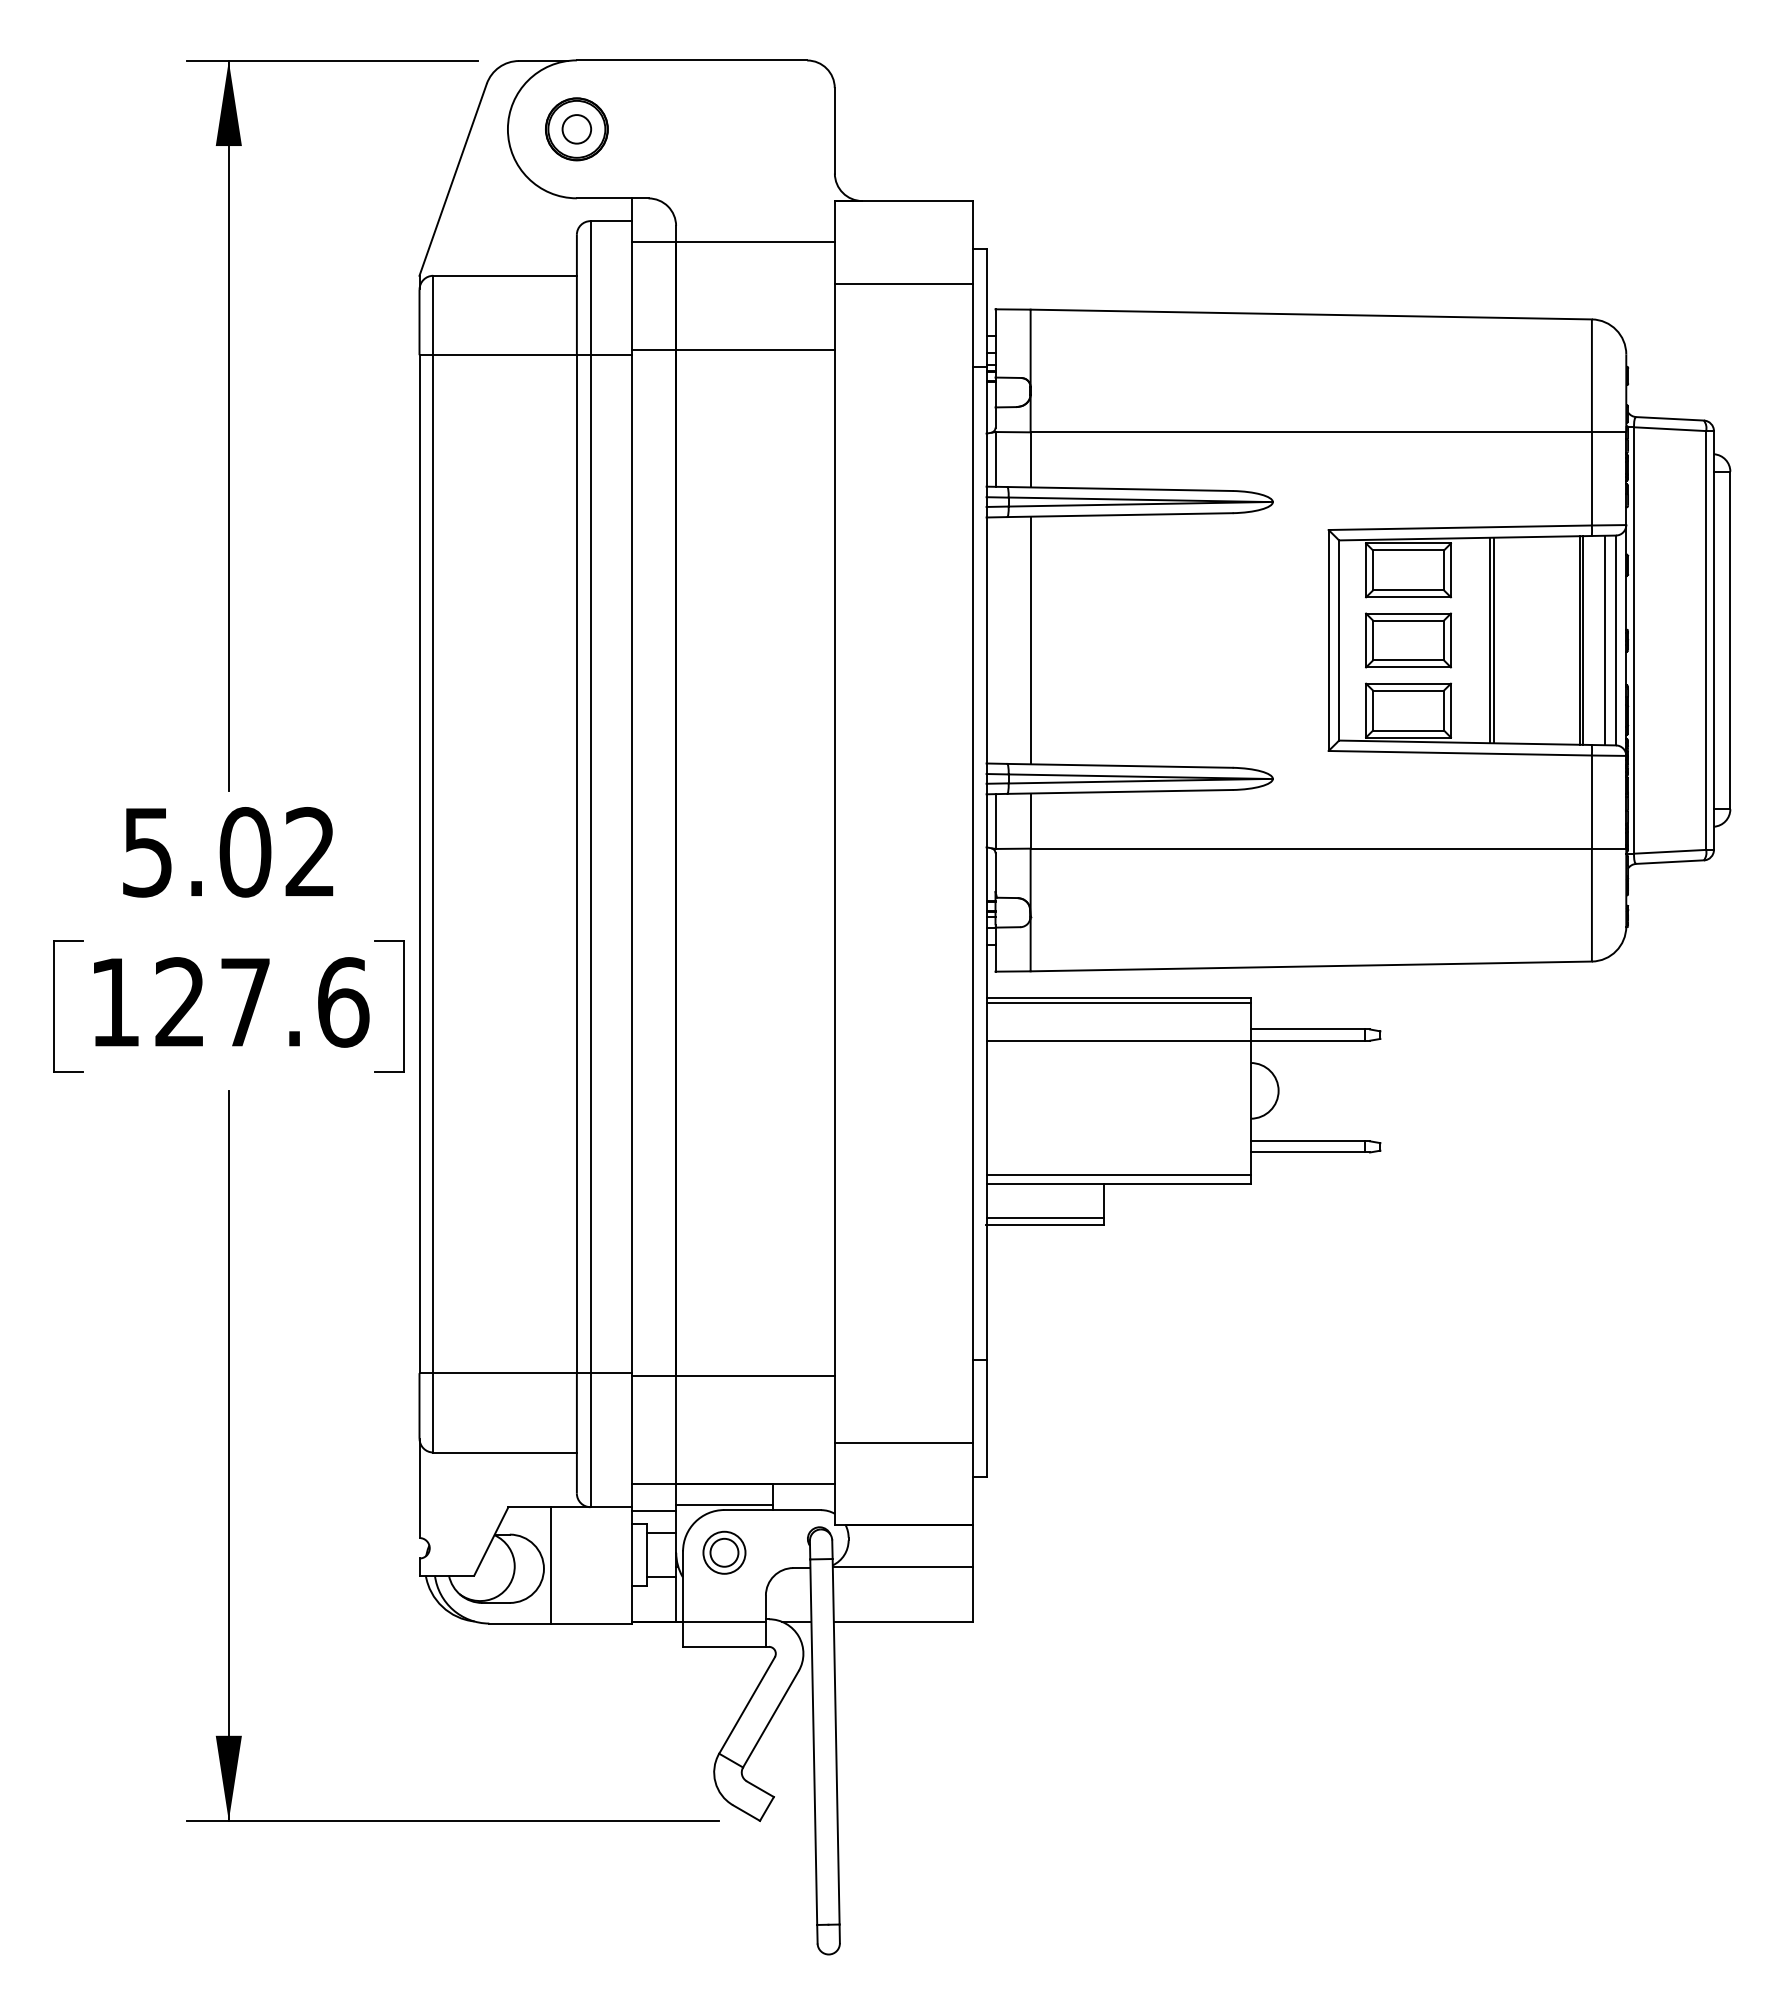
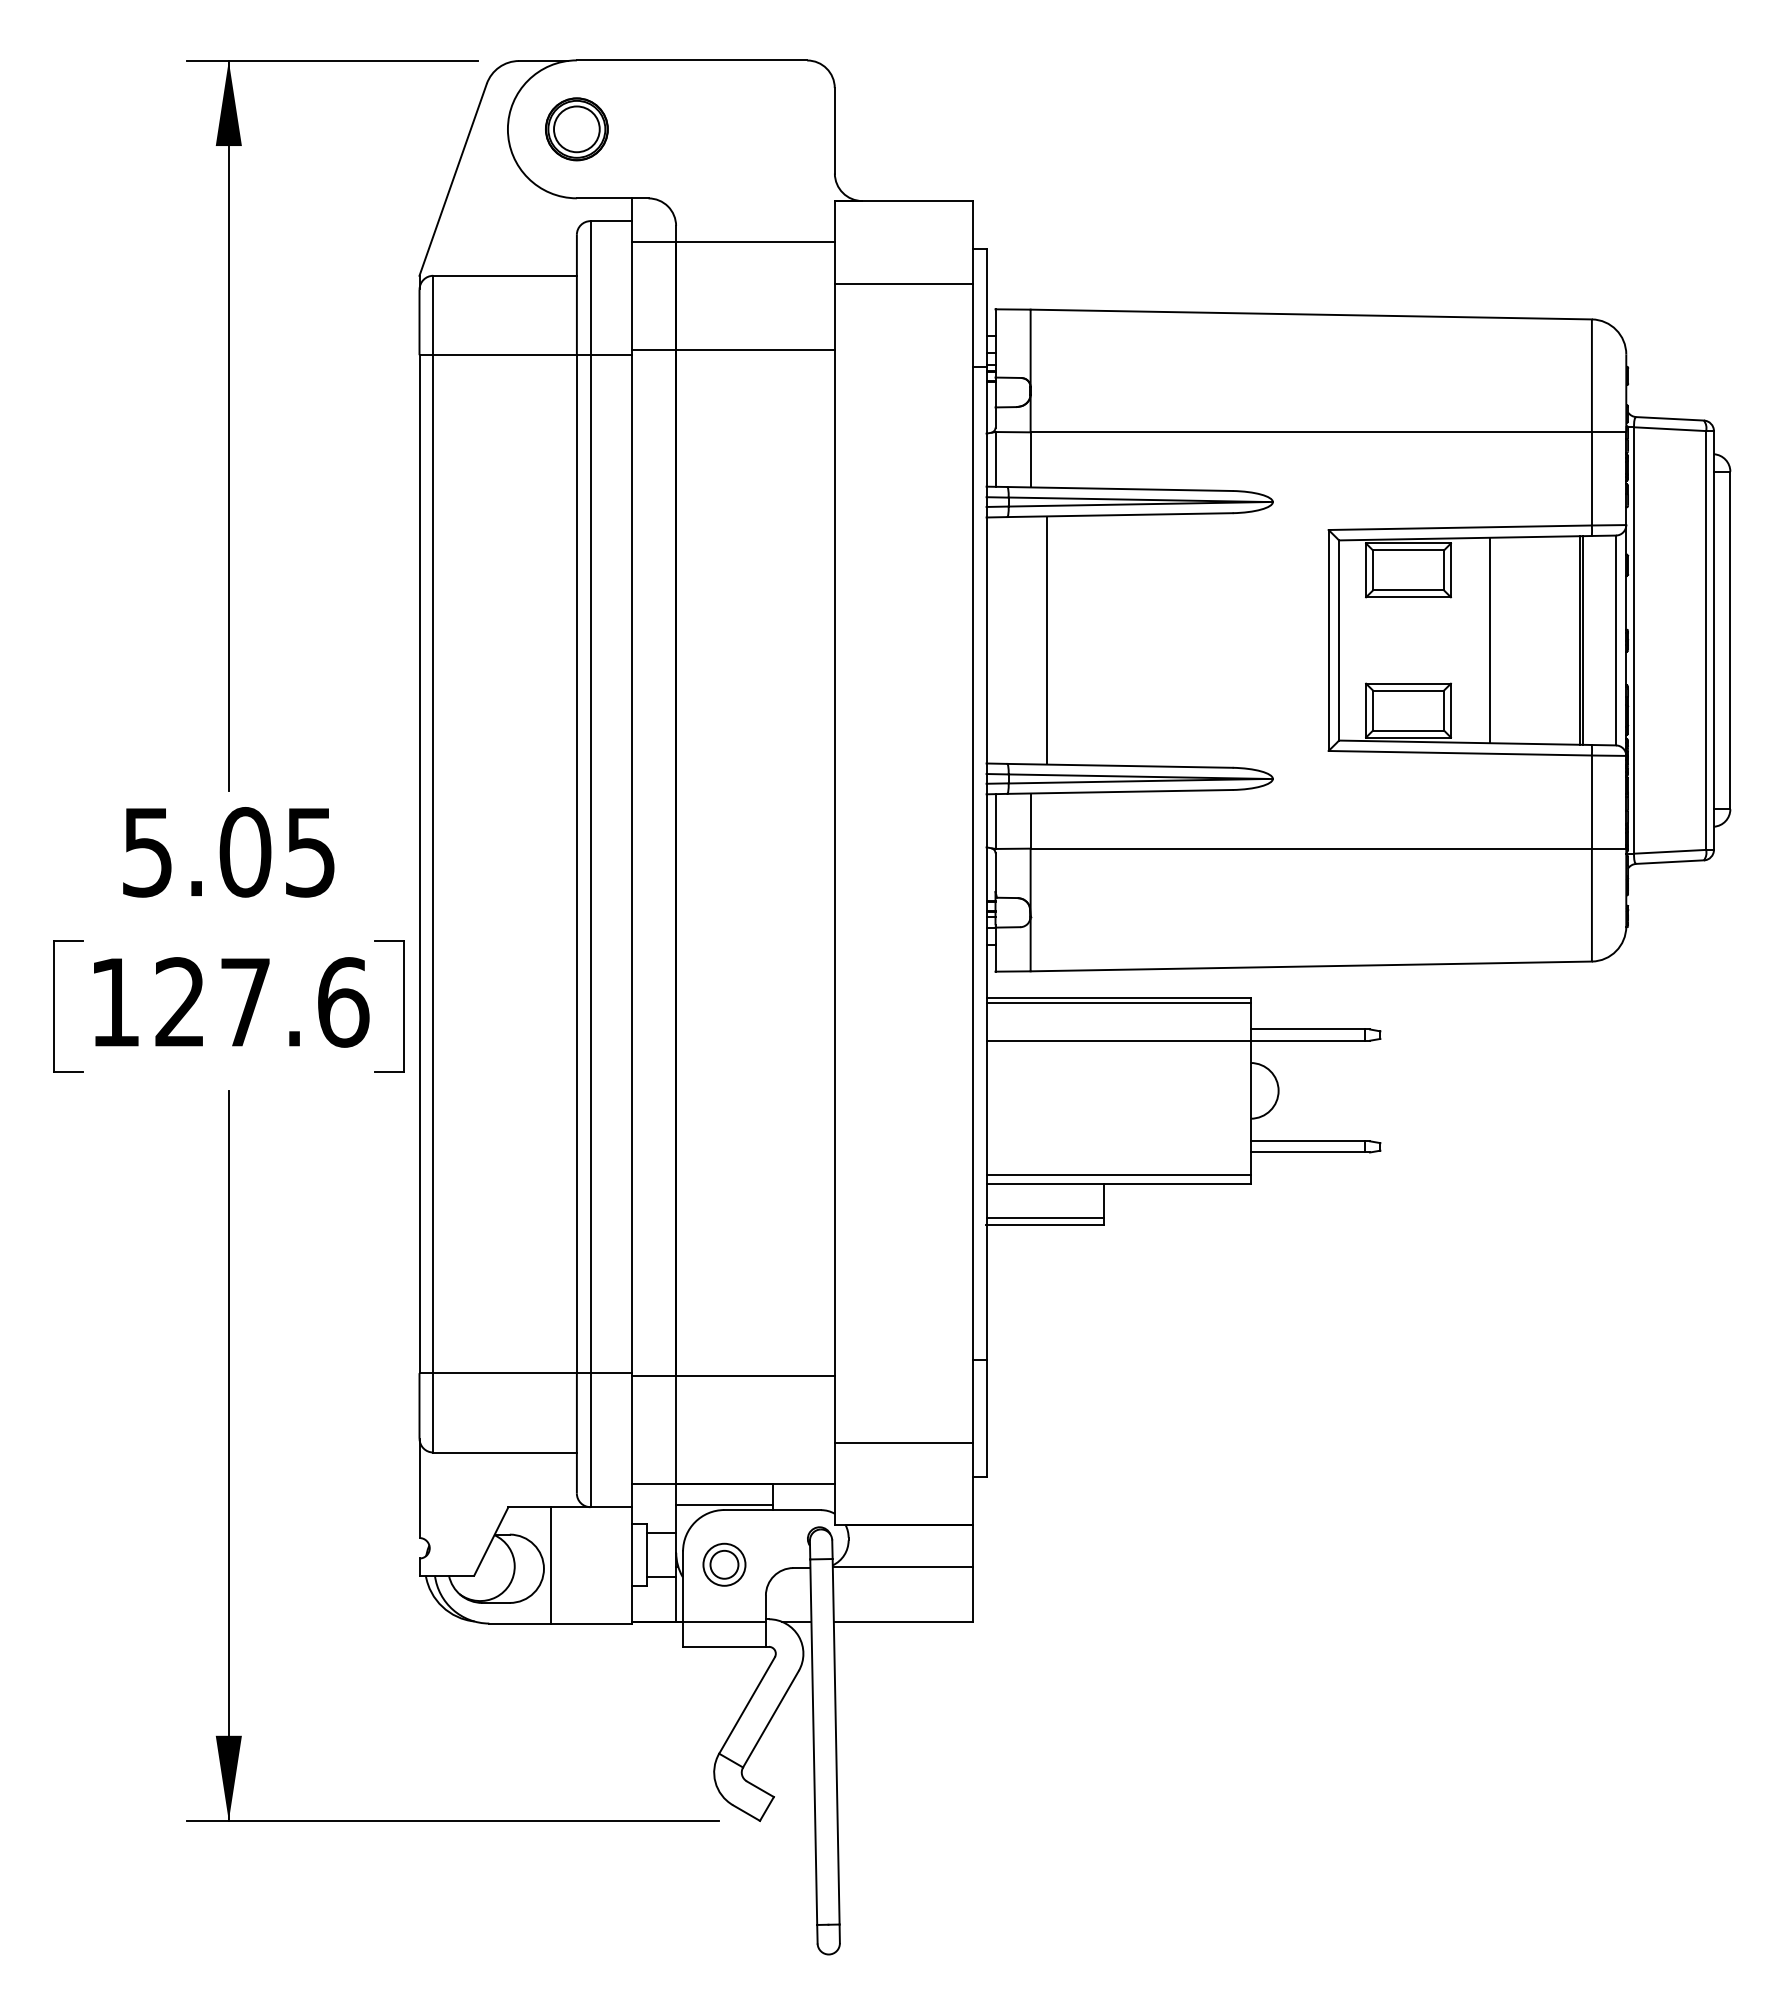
circle diameter: 29 px -> 46 px (576, 129)
line position: (1030, 640) -> (1046, 640) (1046, 640)
part: present -> none (1408, 640)
line: present -> none (1494, 640)
line: present -> none (1605, 640)
text: 5.02 -> 5.05 (309, 852)
line: present -> none (653, 1511)
part position: (724, 1552) -> (724, 1564) (724, 1564)
